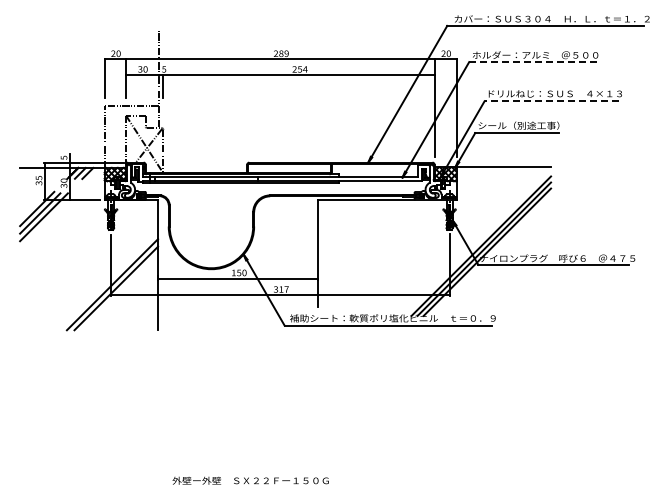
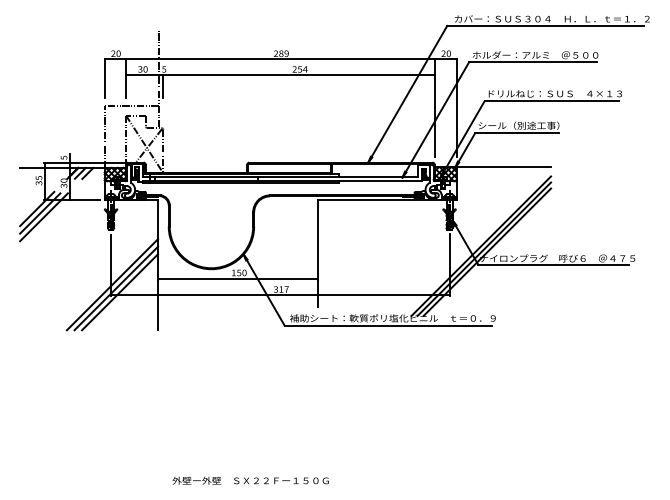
line: dashed -> solid (533, 62)
line: dashed -> solid (551, 101)
line: none -> present (120, 292)
